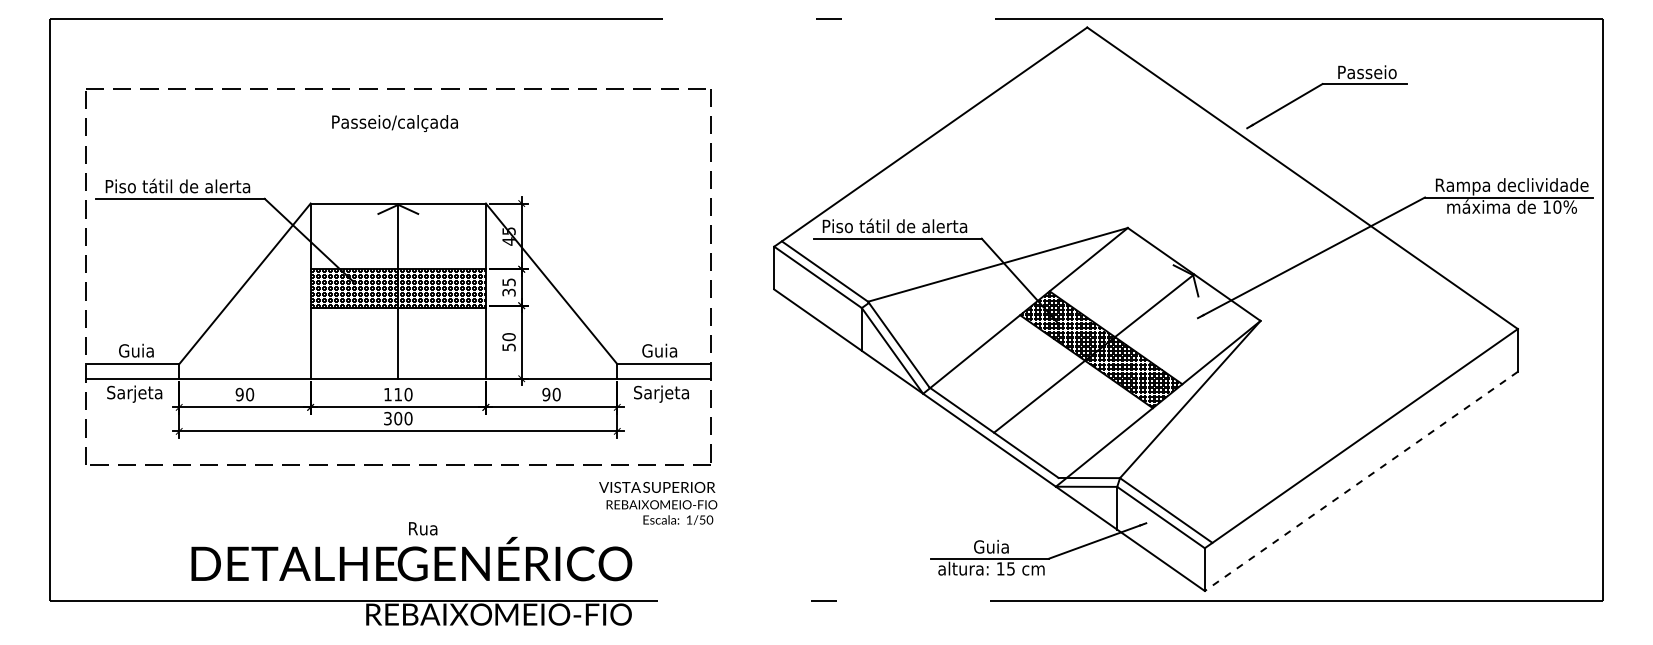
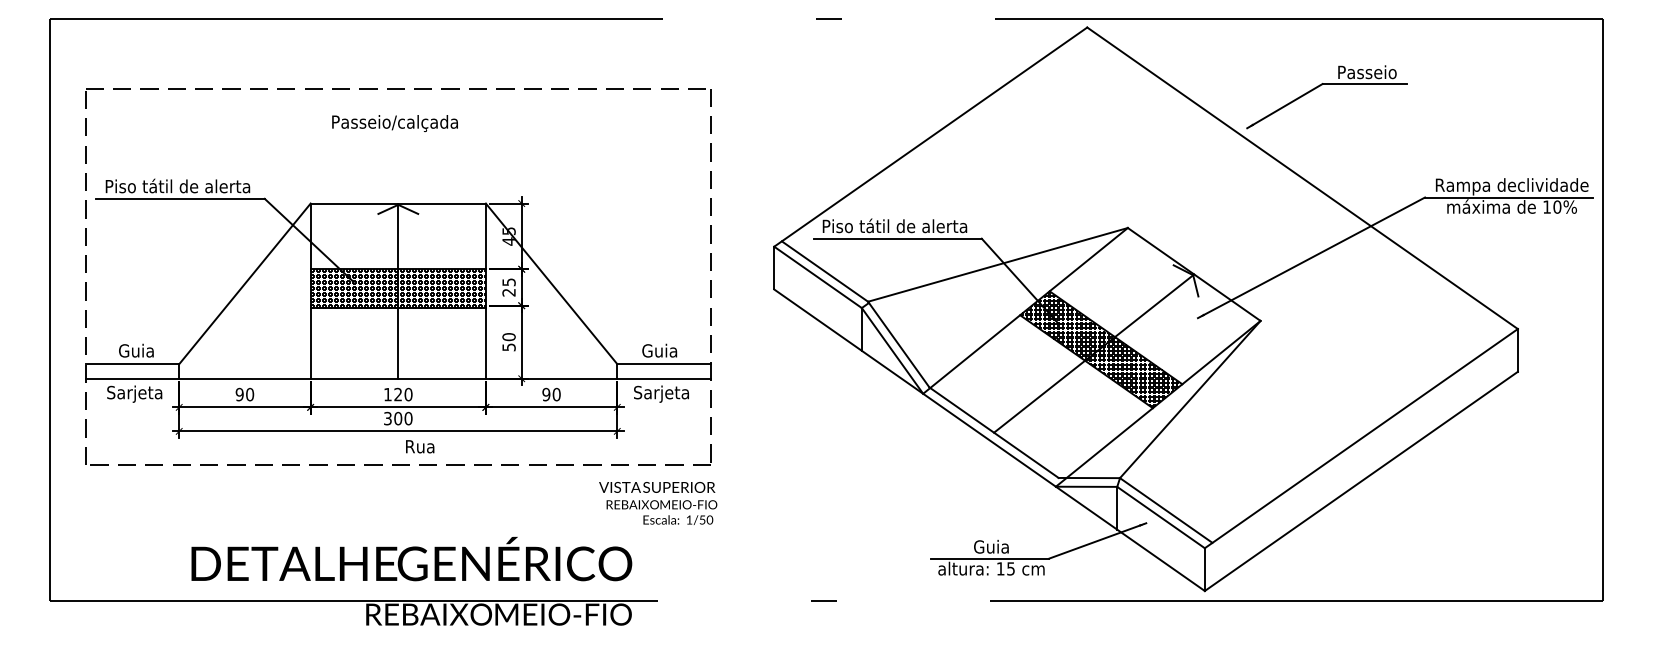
text: 35 -> 25 (508, 292)
text: 110 -> 120 (397, 394)
line: dashed -> solid (1360, 481)
text position: (423, 528) -> (420, 446) (420, 446)
